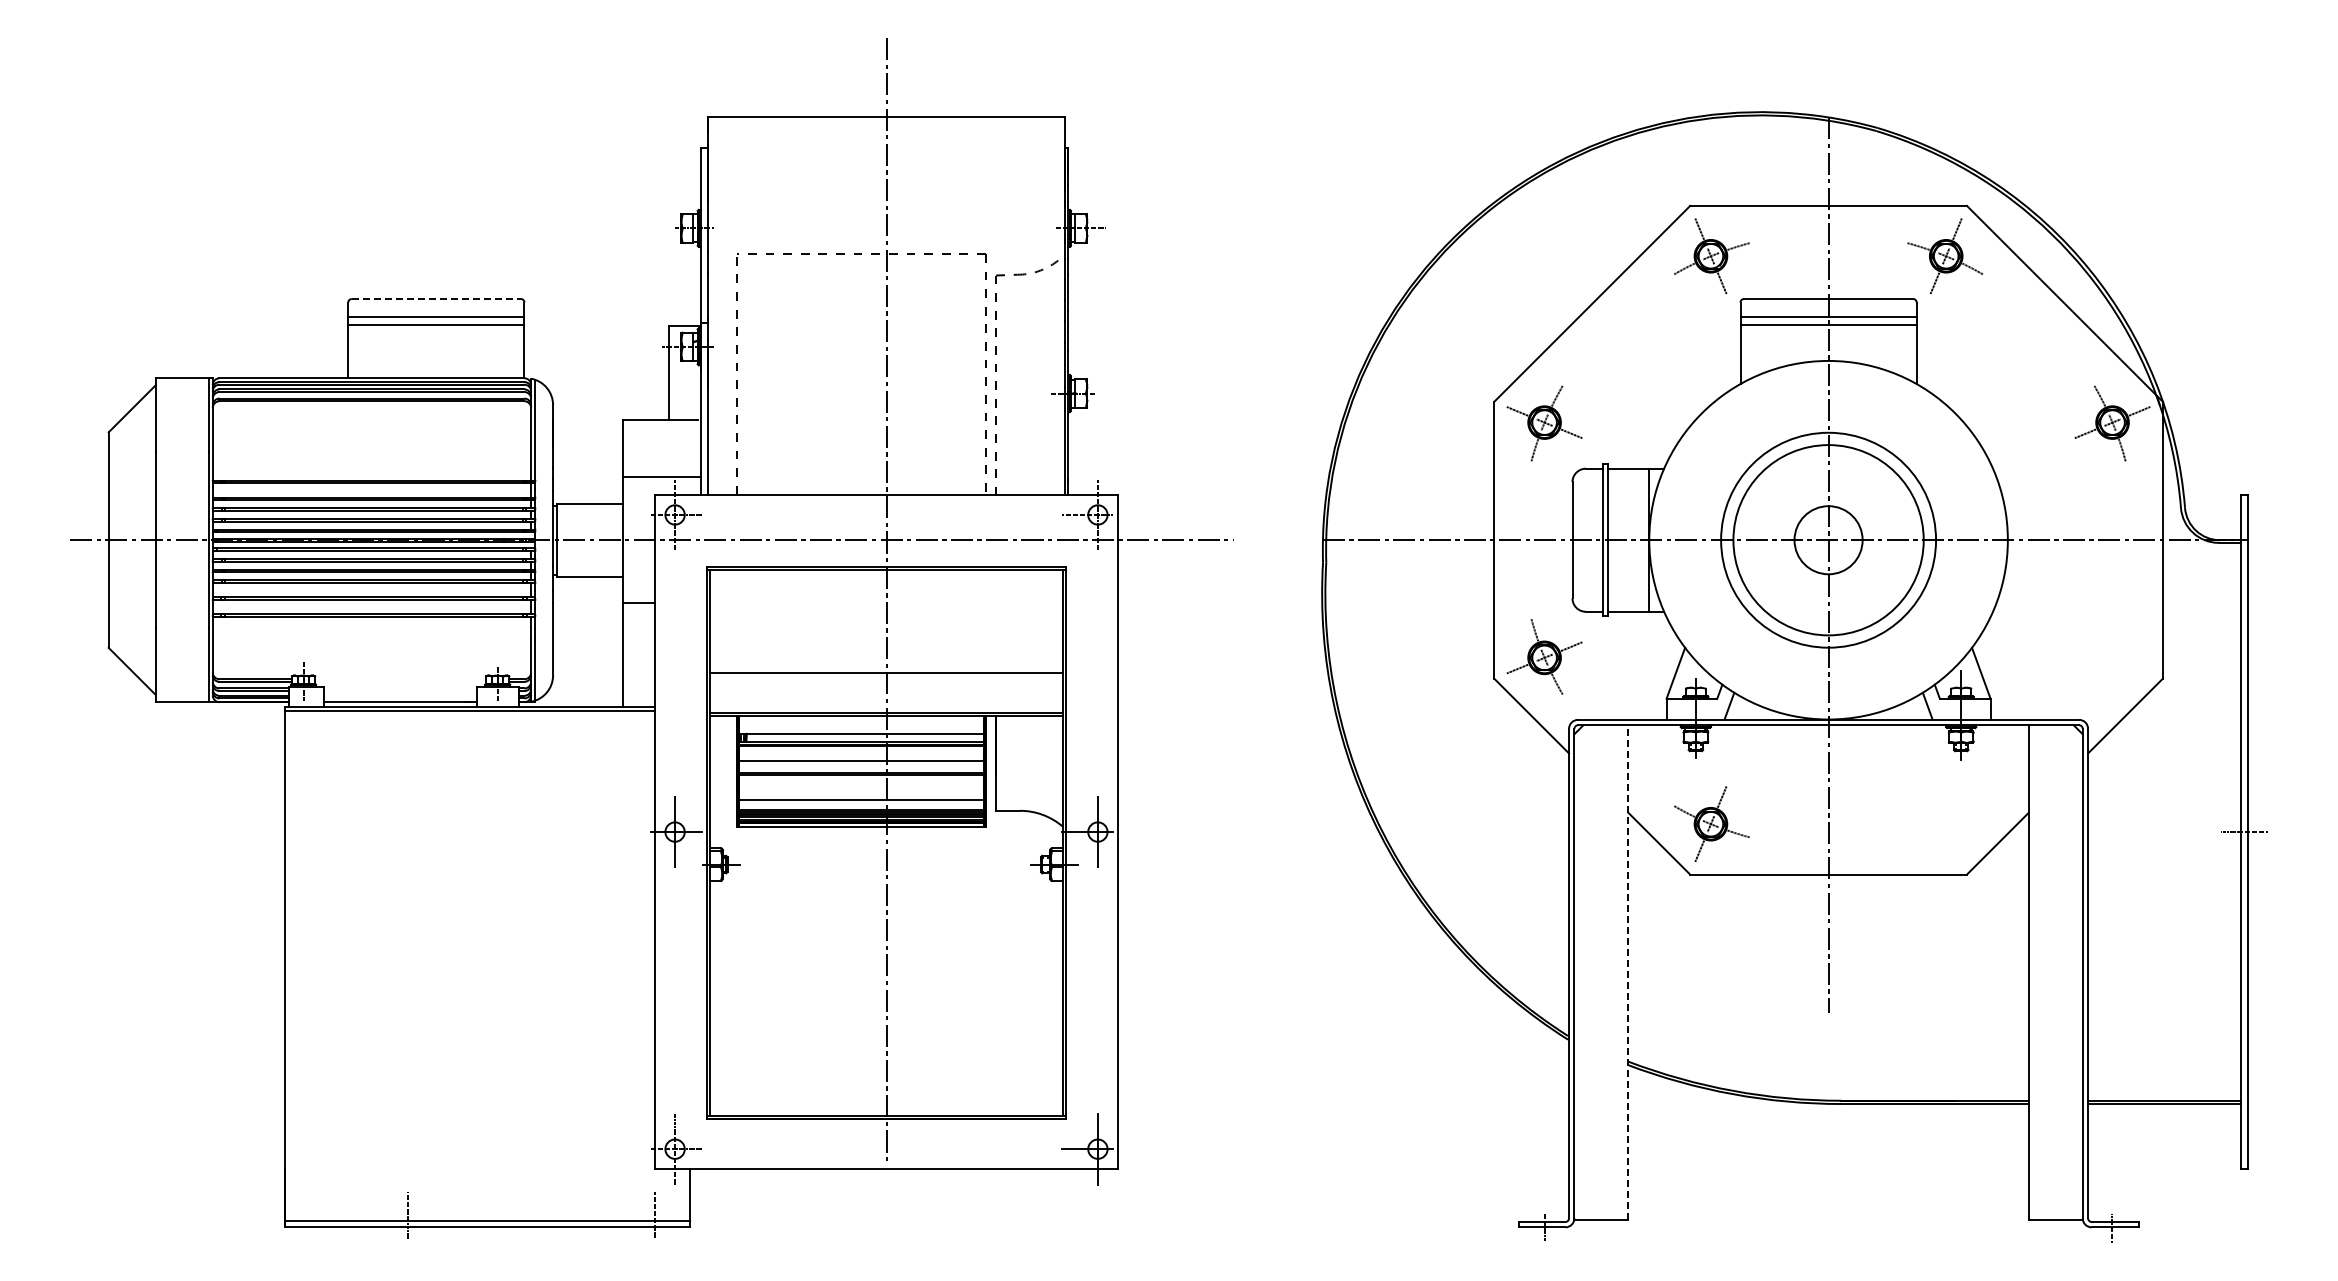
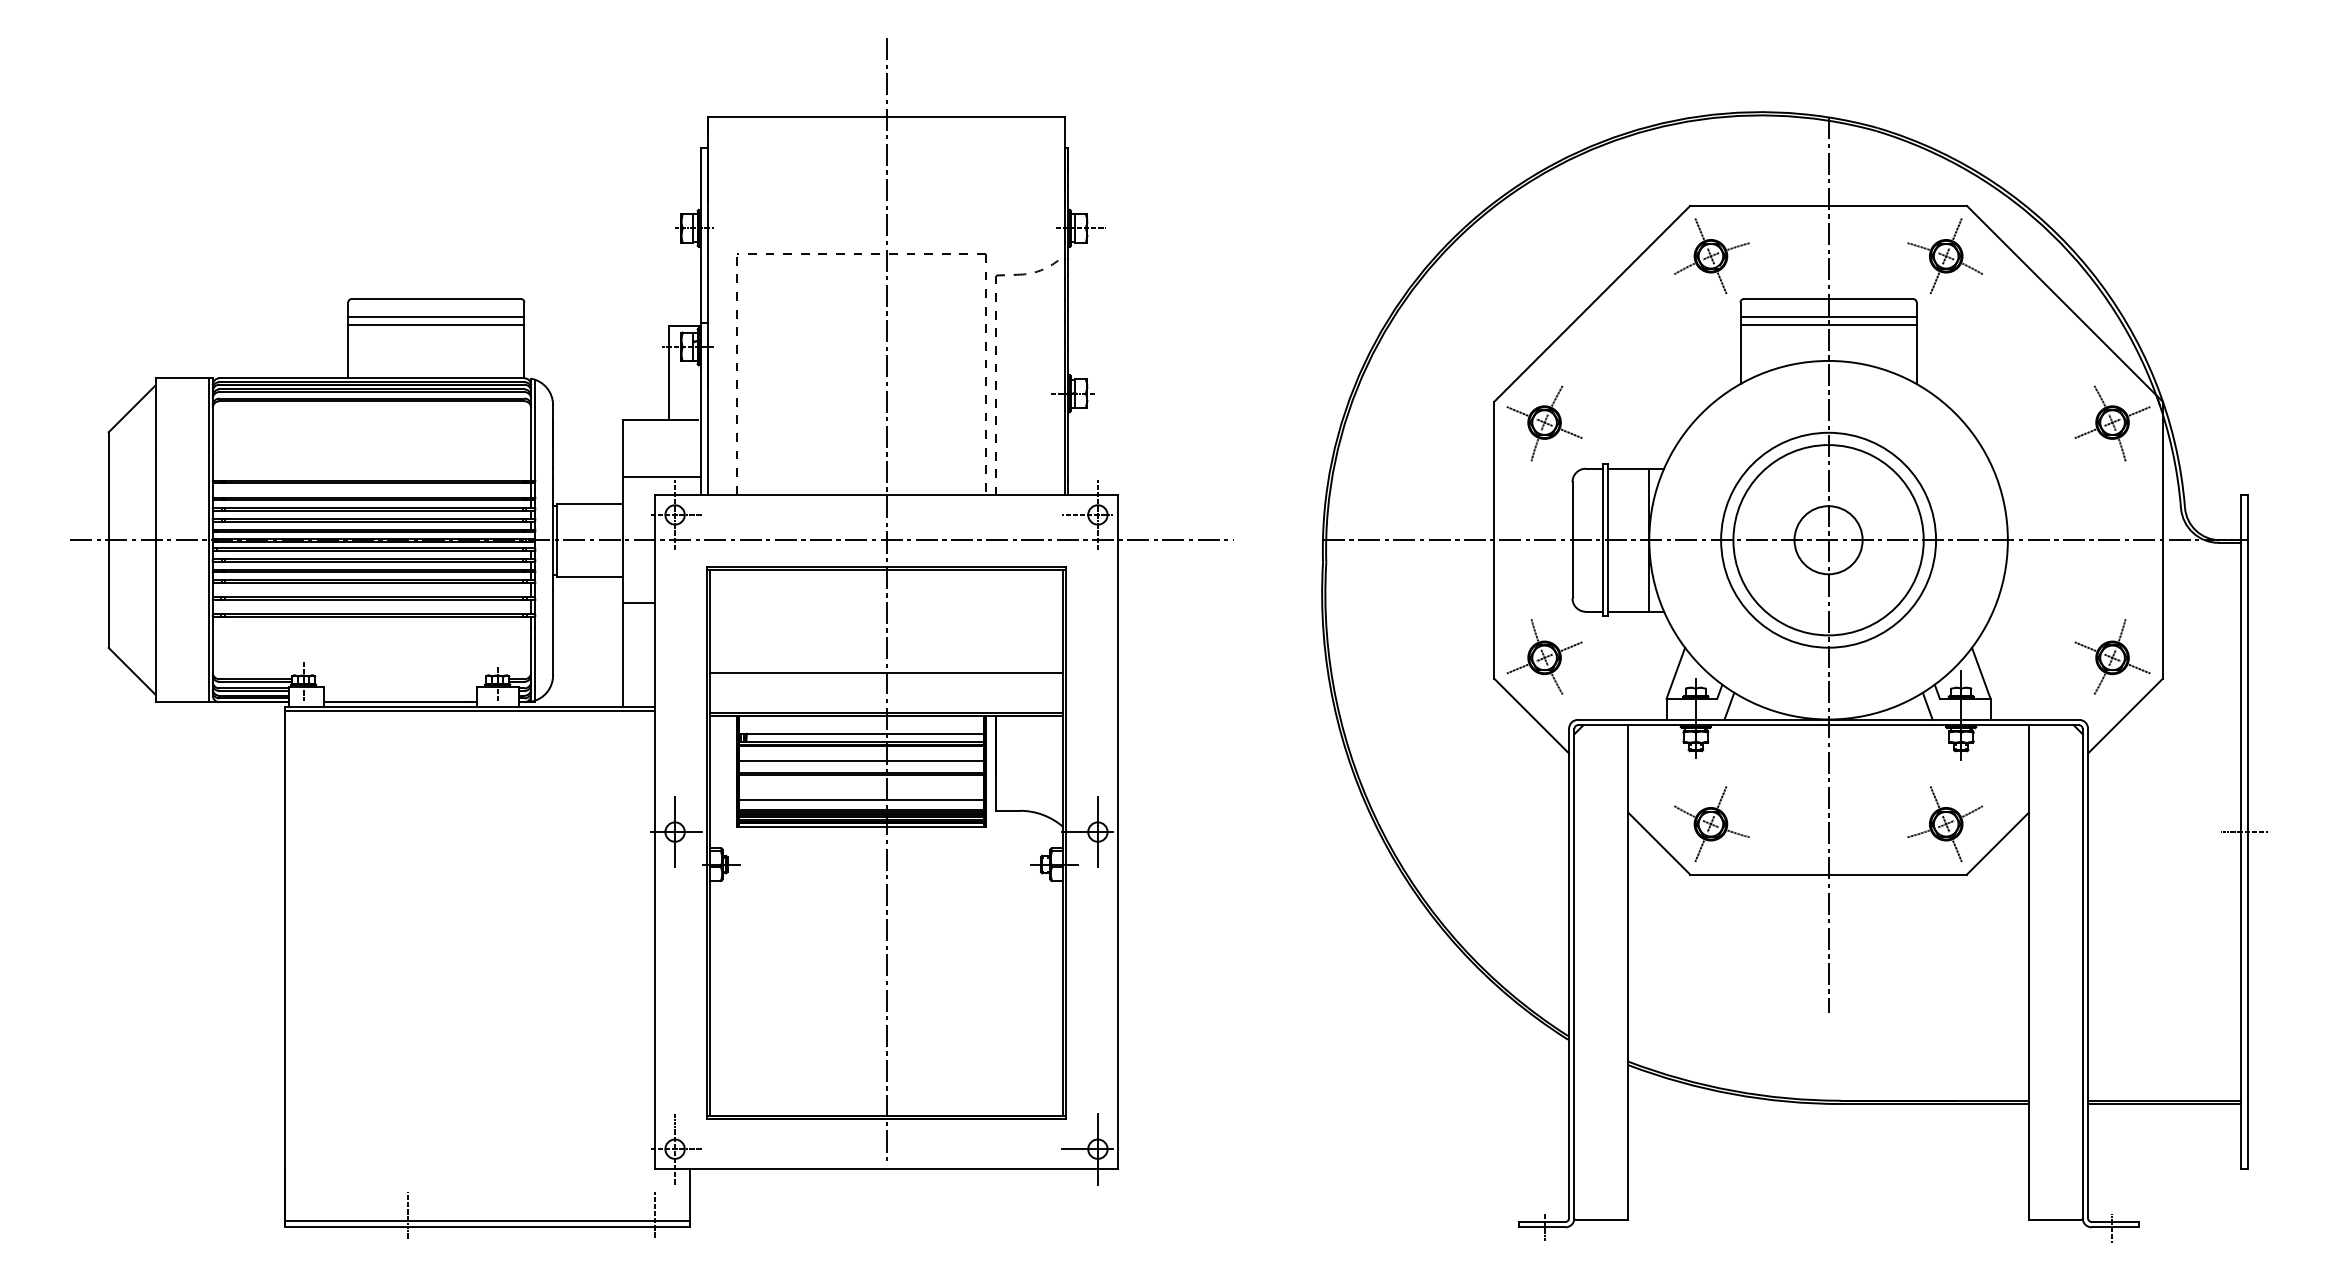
line: dashed -> solid (436, 299)
part: none -> present (2112, 656)
part: none -> present (1944, 823)
line: dashed -> solid (1628, 972)
